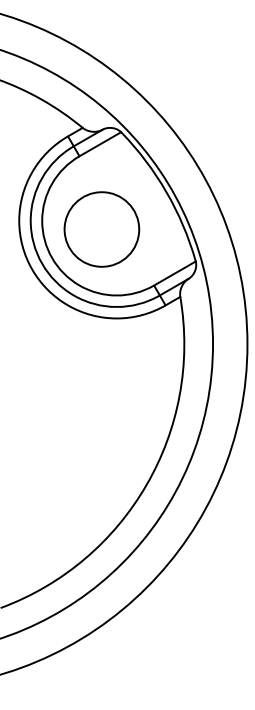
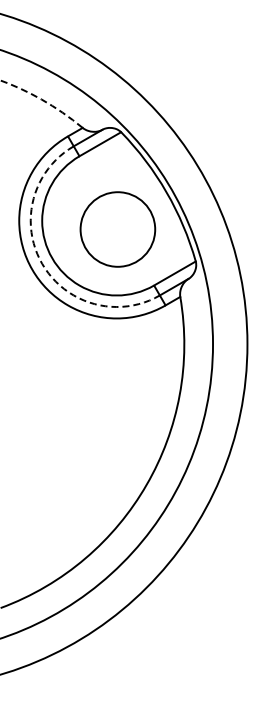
arc: solid -> dashed (43, 100)
circle position: (101, 229) -> (117, 229) (117, 229)
arc: solid -> dashed (42, 263)
